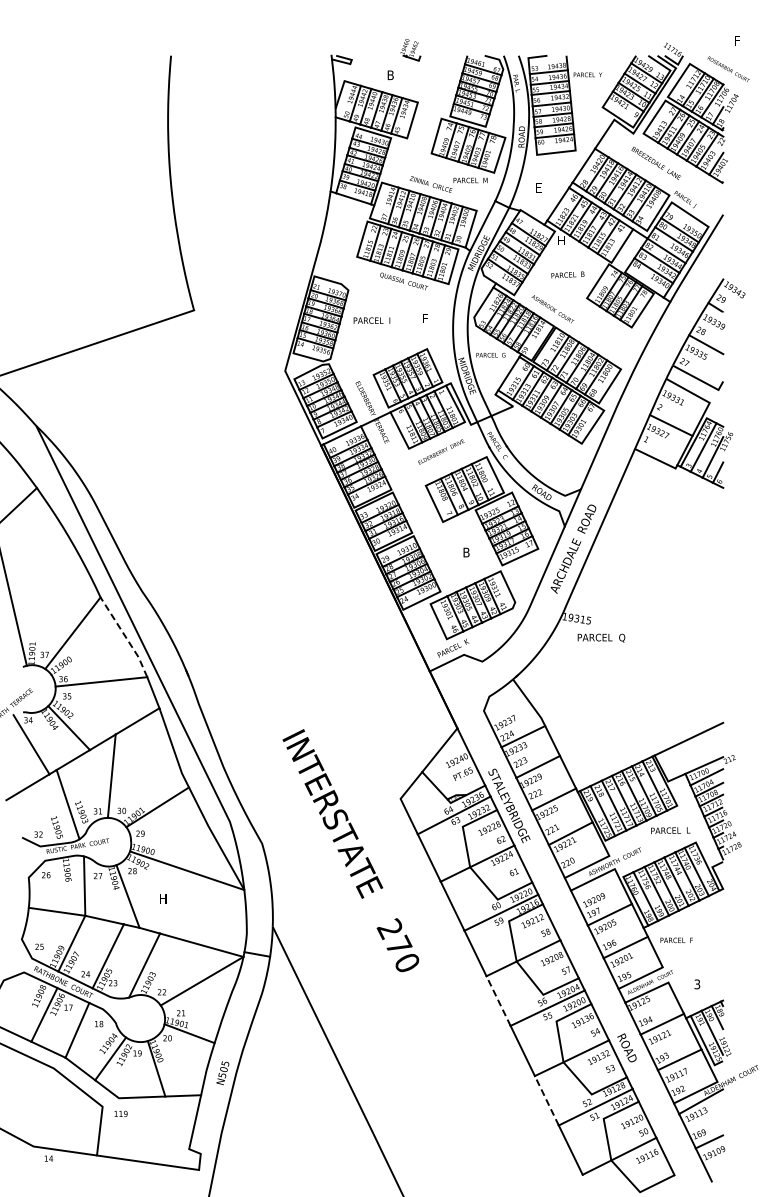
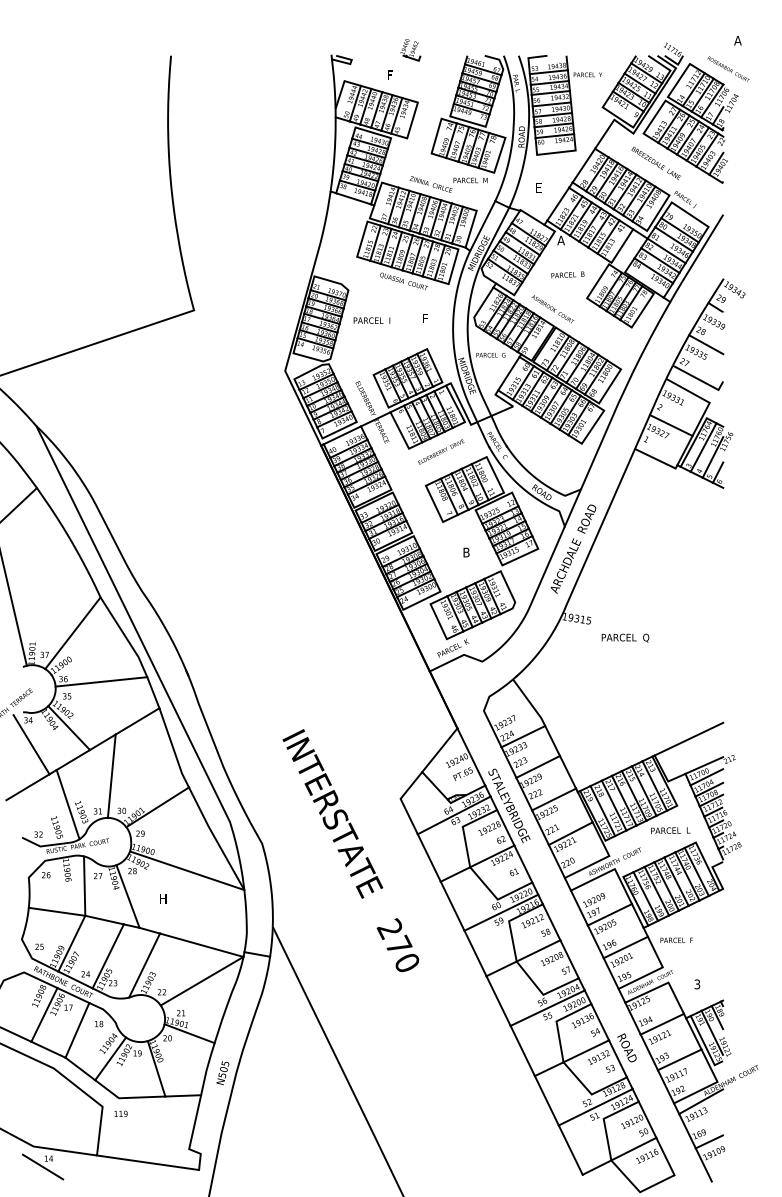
text: F -> A (737, 40)
text: B -> F (390, 75)
text: H -> A (560, 240)
line: dashed -> solid (125, 637)
text position: (601, 637) -> (625, 637) (625, 637)
line: dashed -> solid (498, 1001)
line: dashed -> solid (546, 1100)
line: none -> present (42, 1166)
